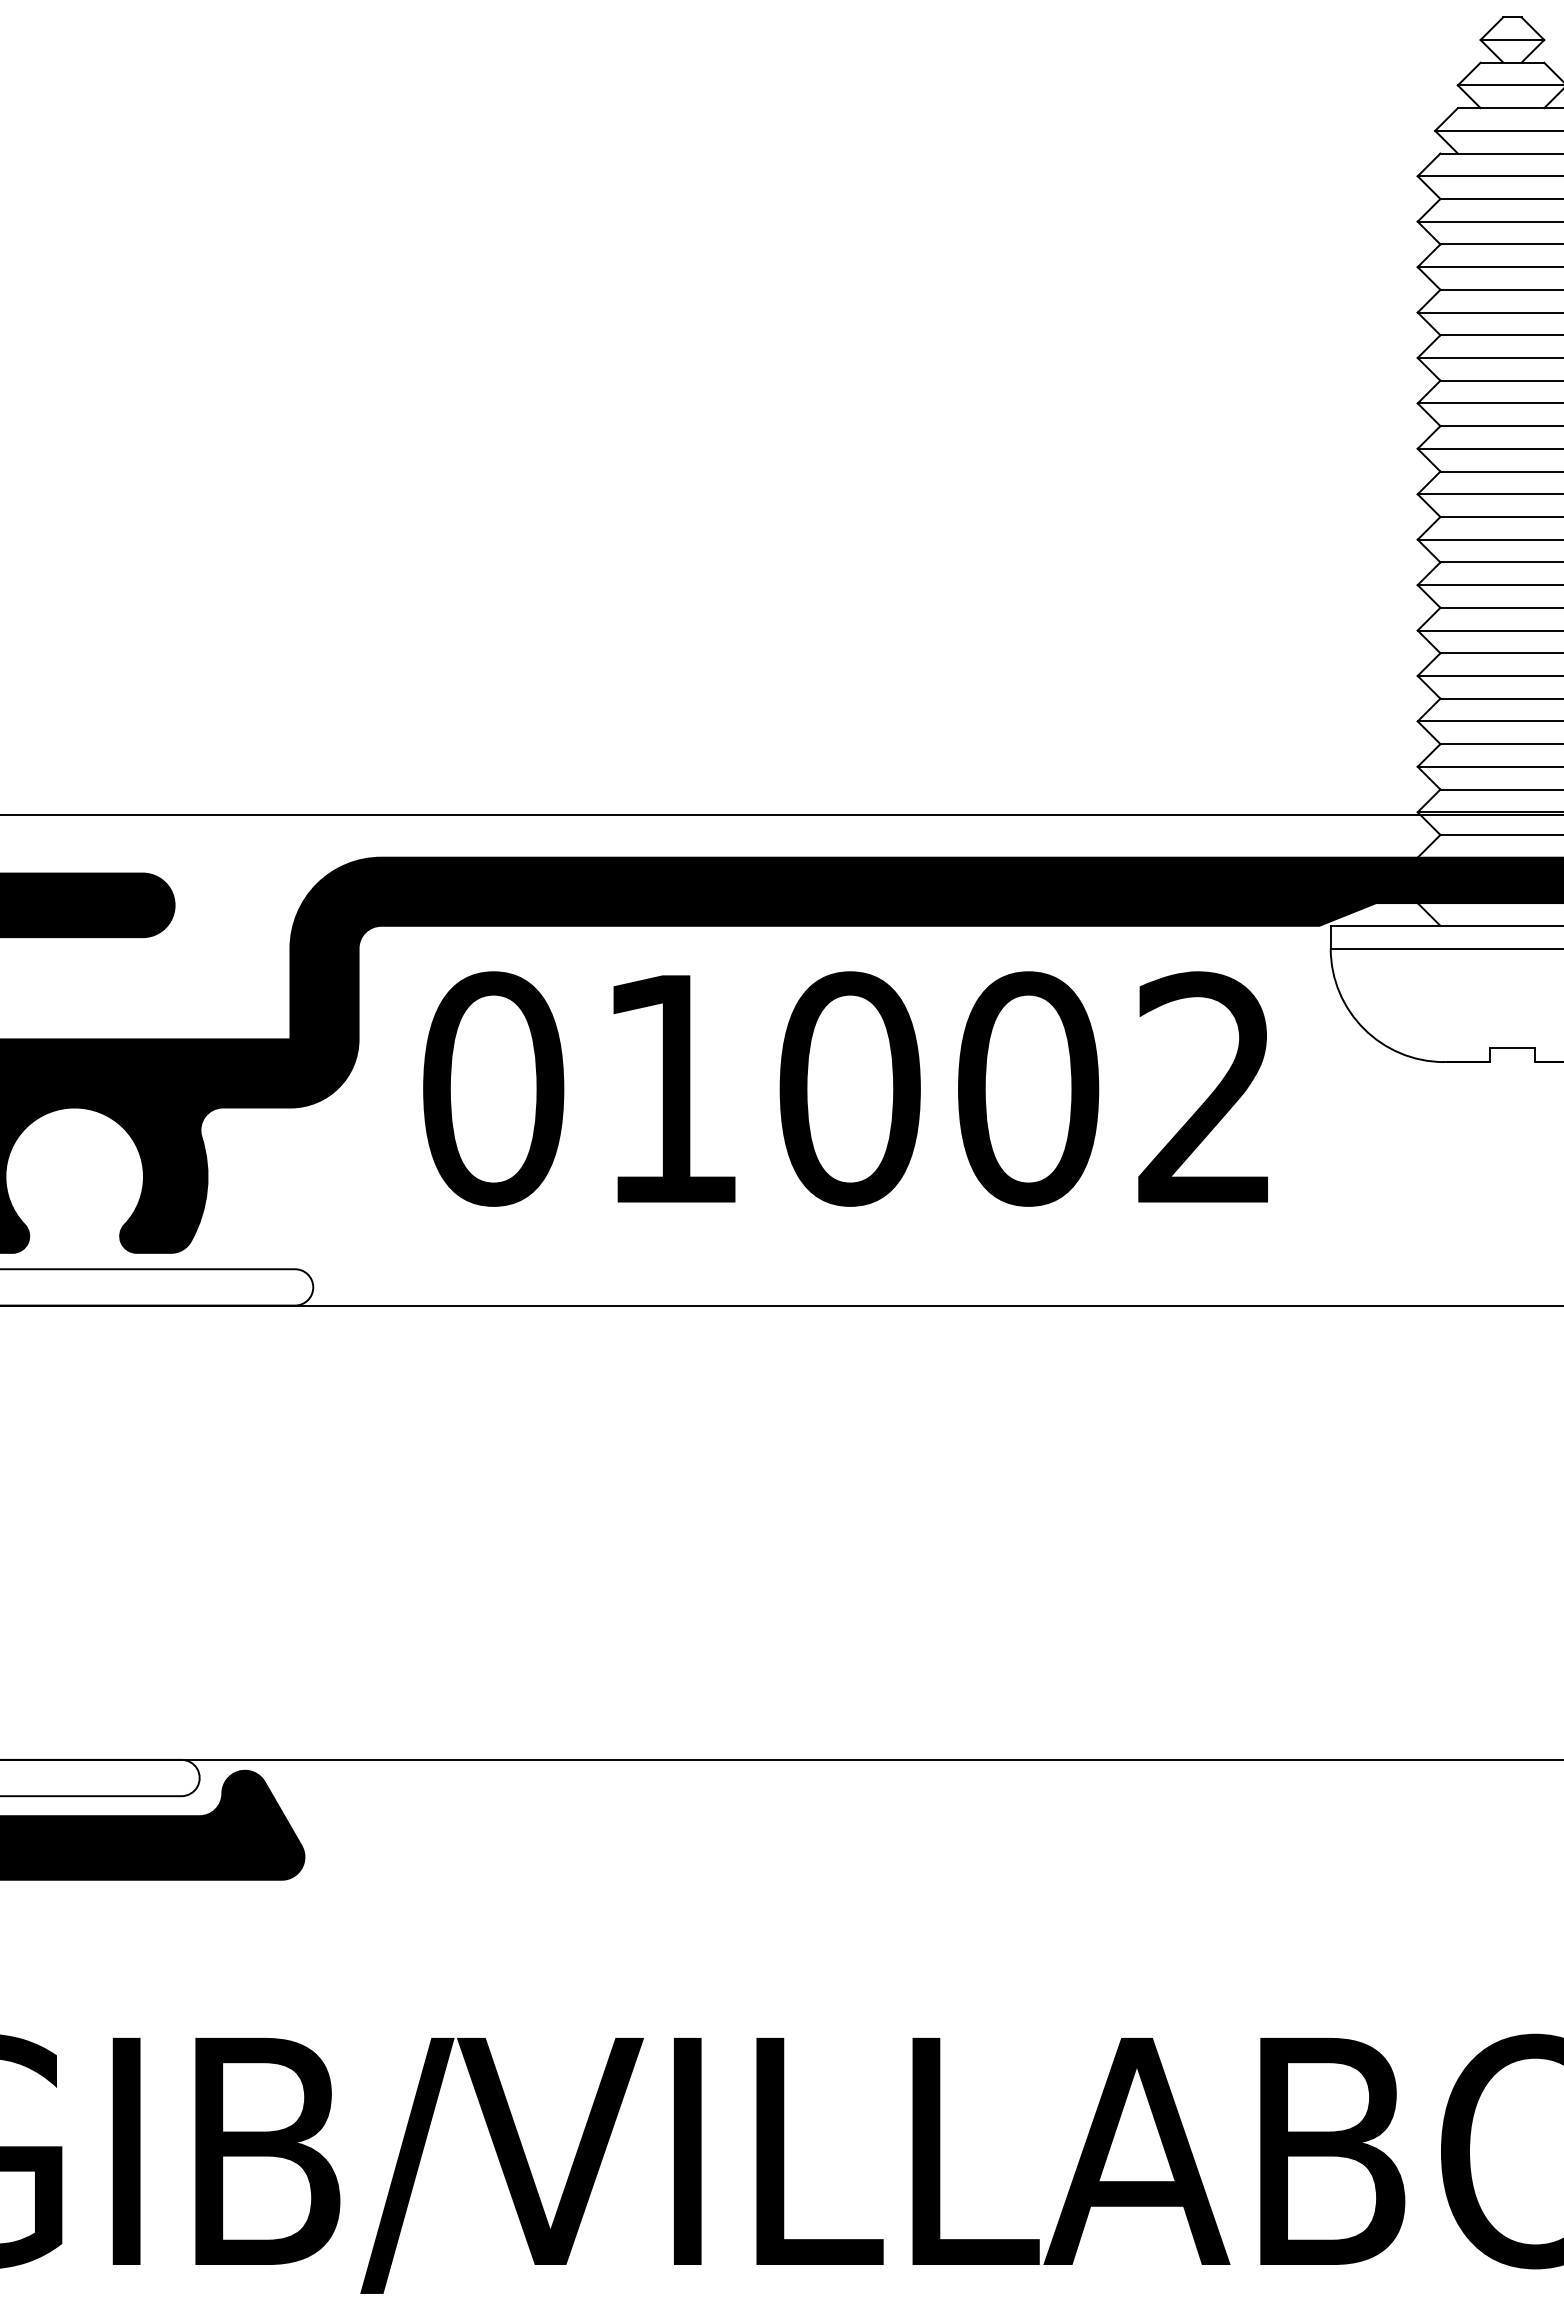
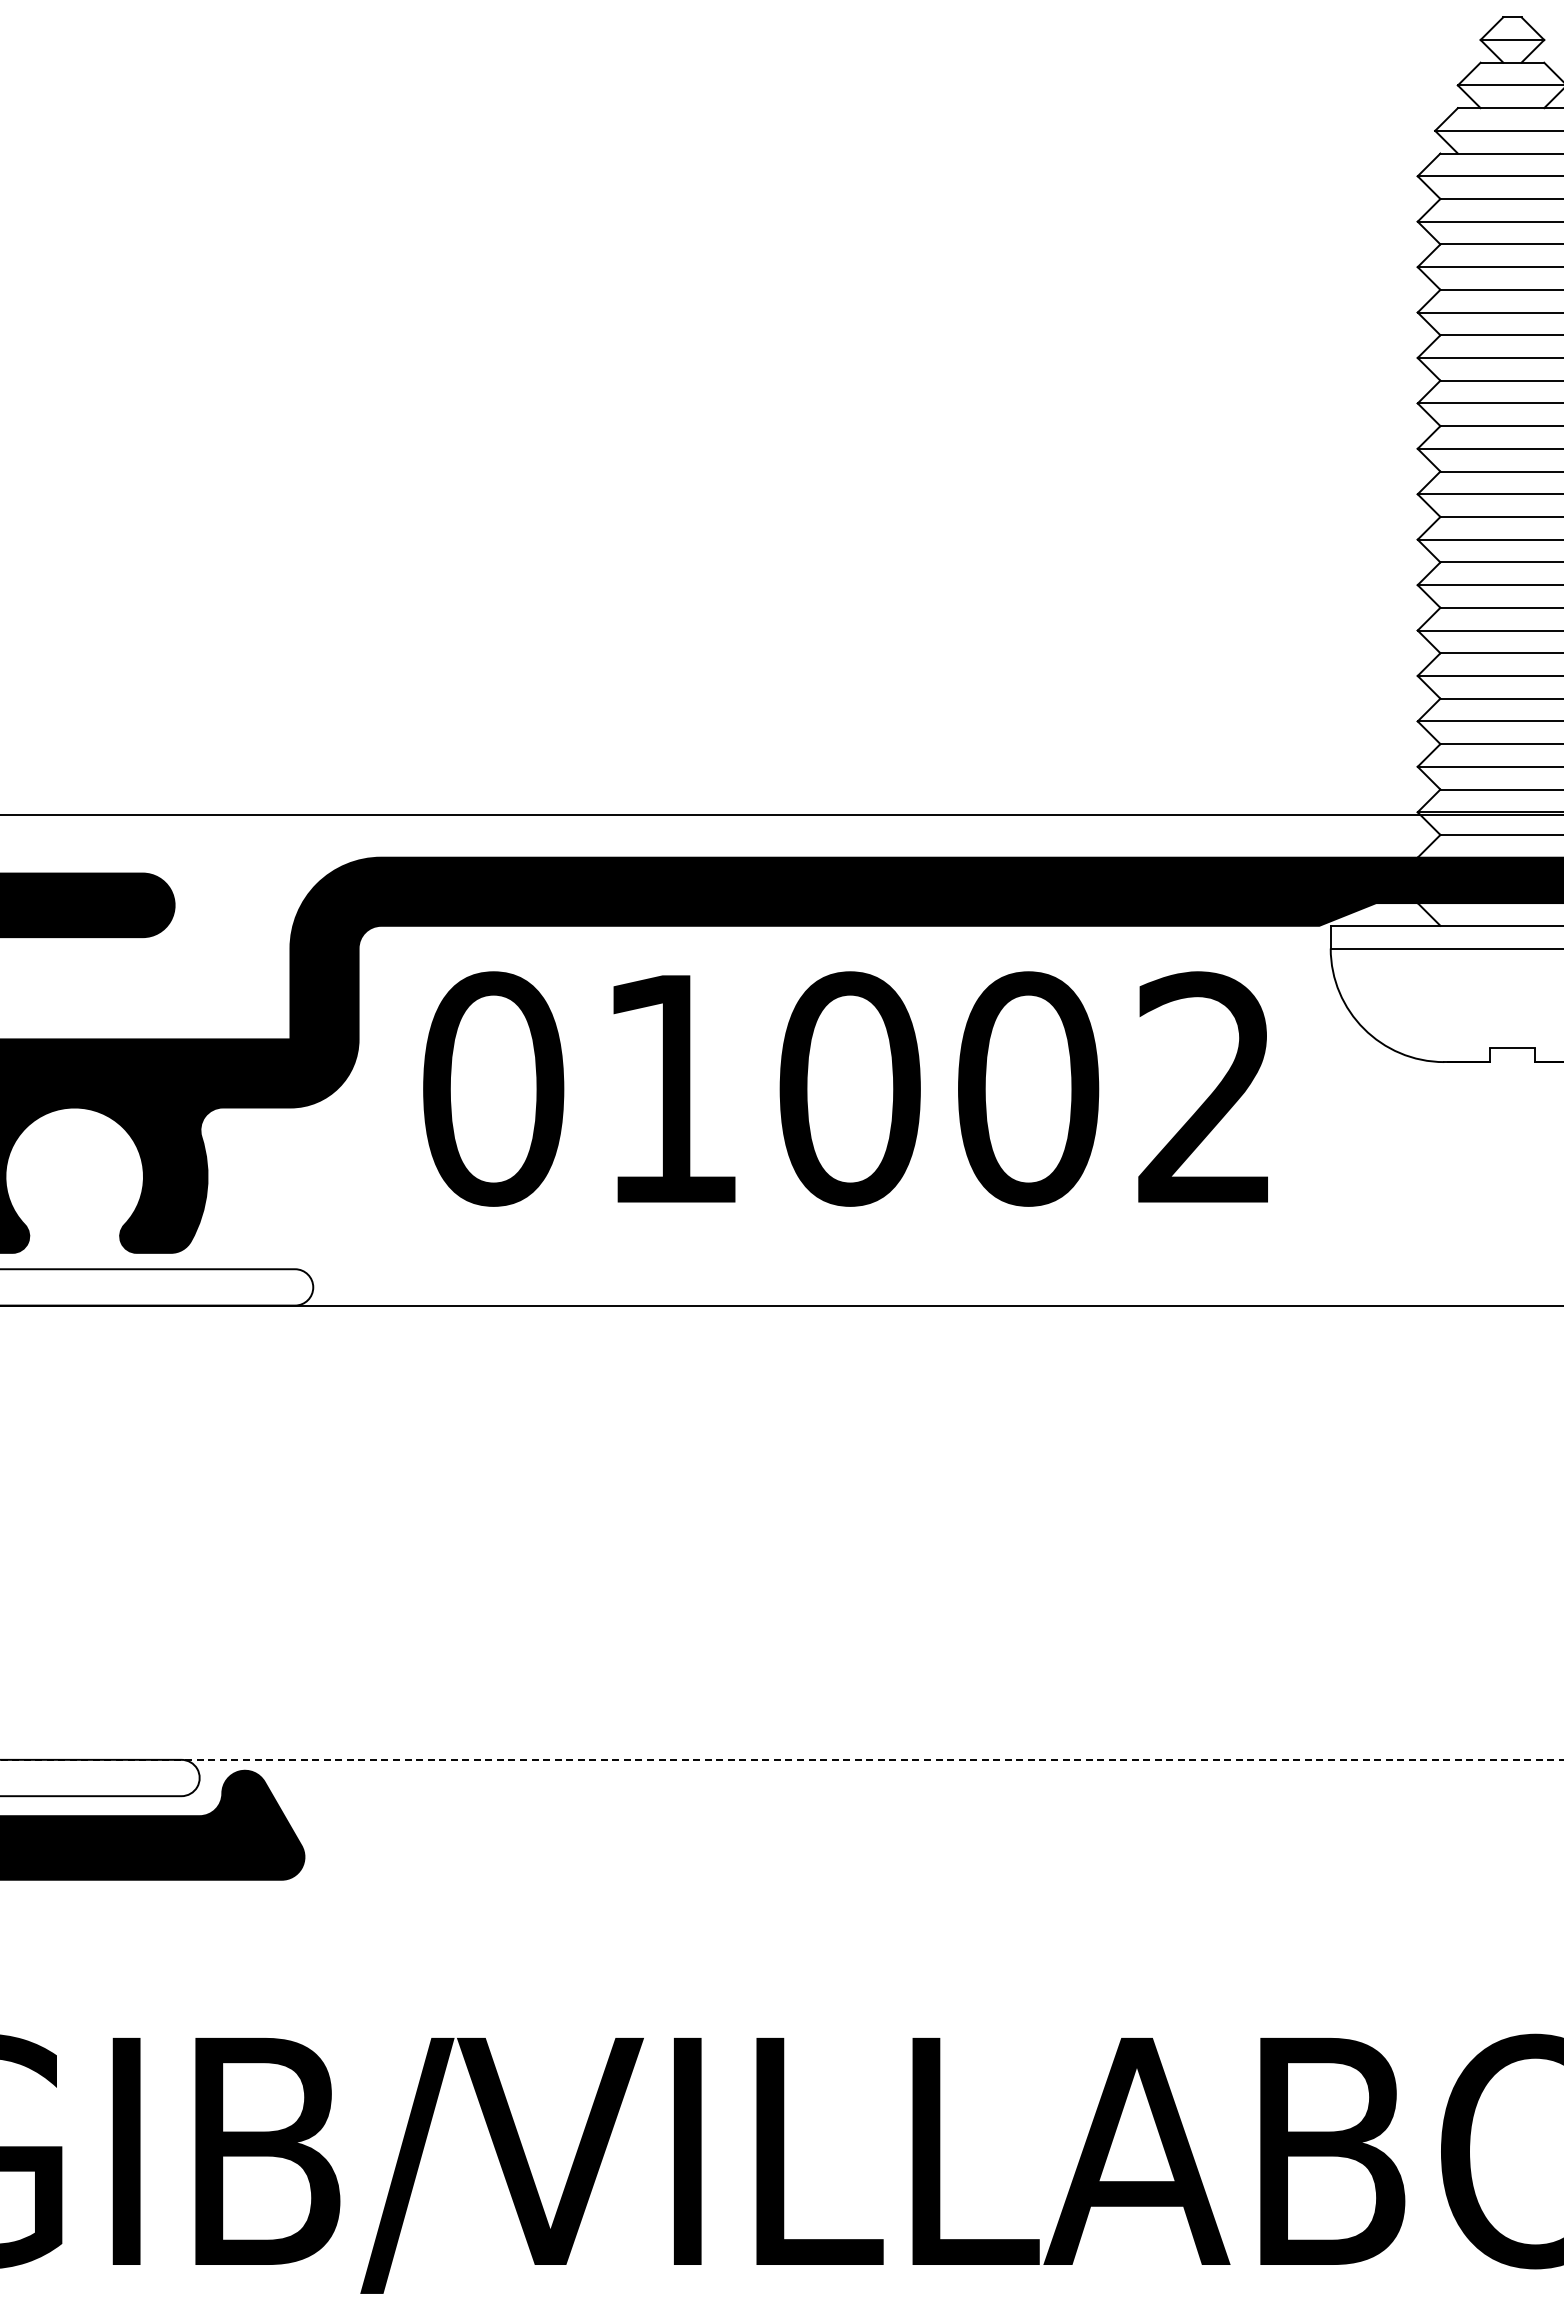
line: solid -> dashed (782, 1759)
